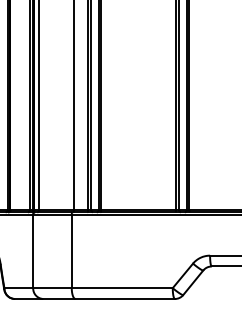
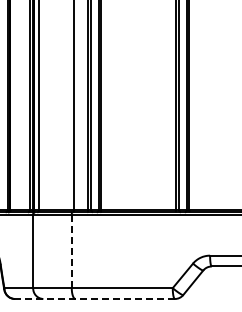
line: solid -> dashed (71, 251)
line: solid -> dashed (94, 298)
